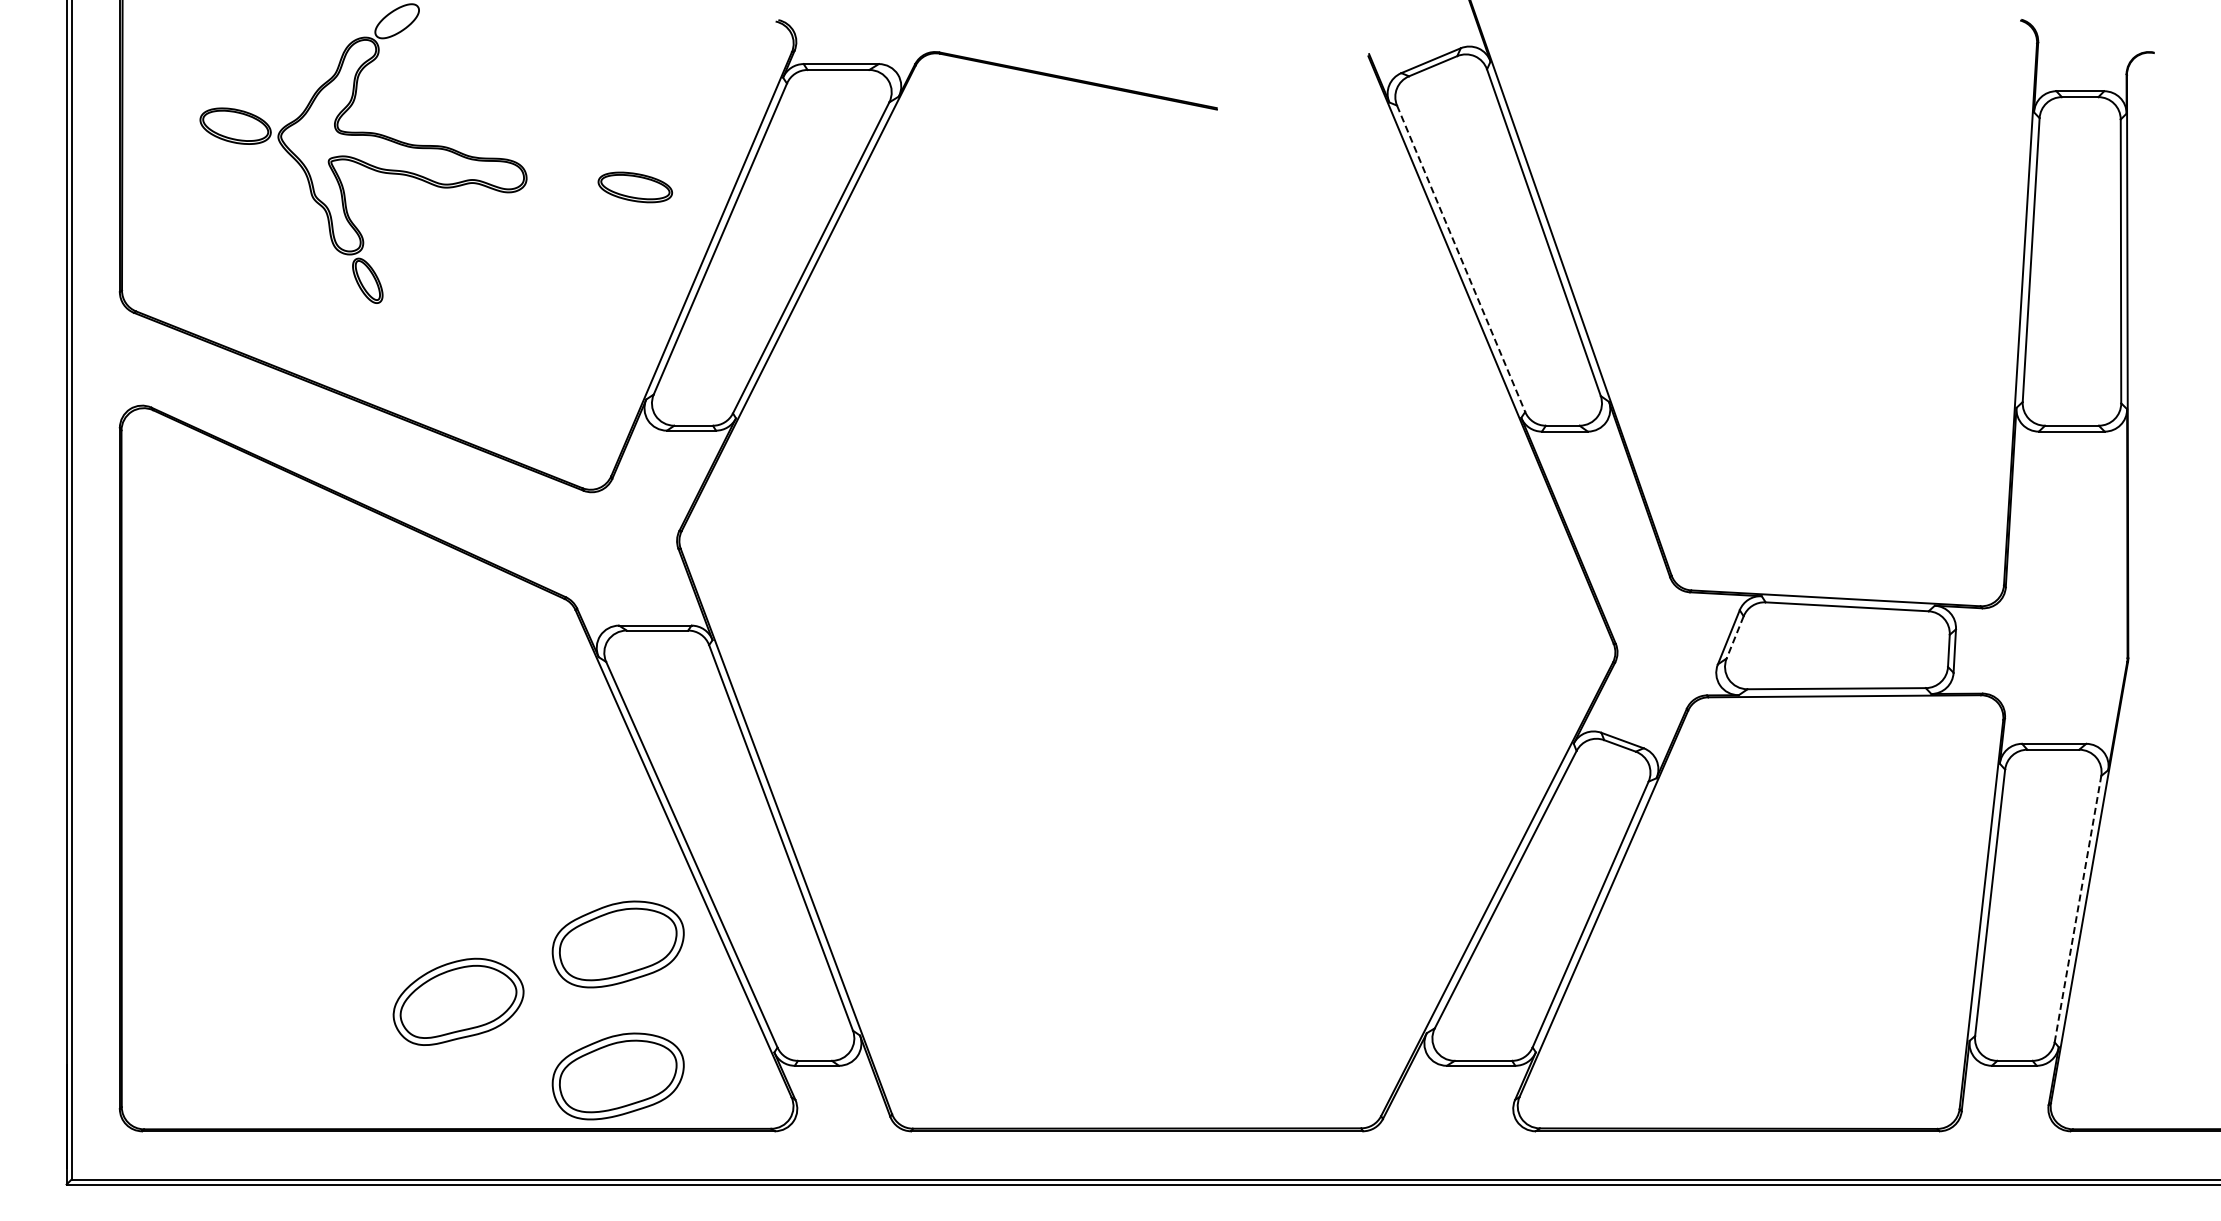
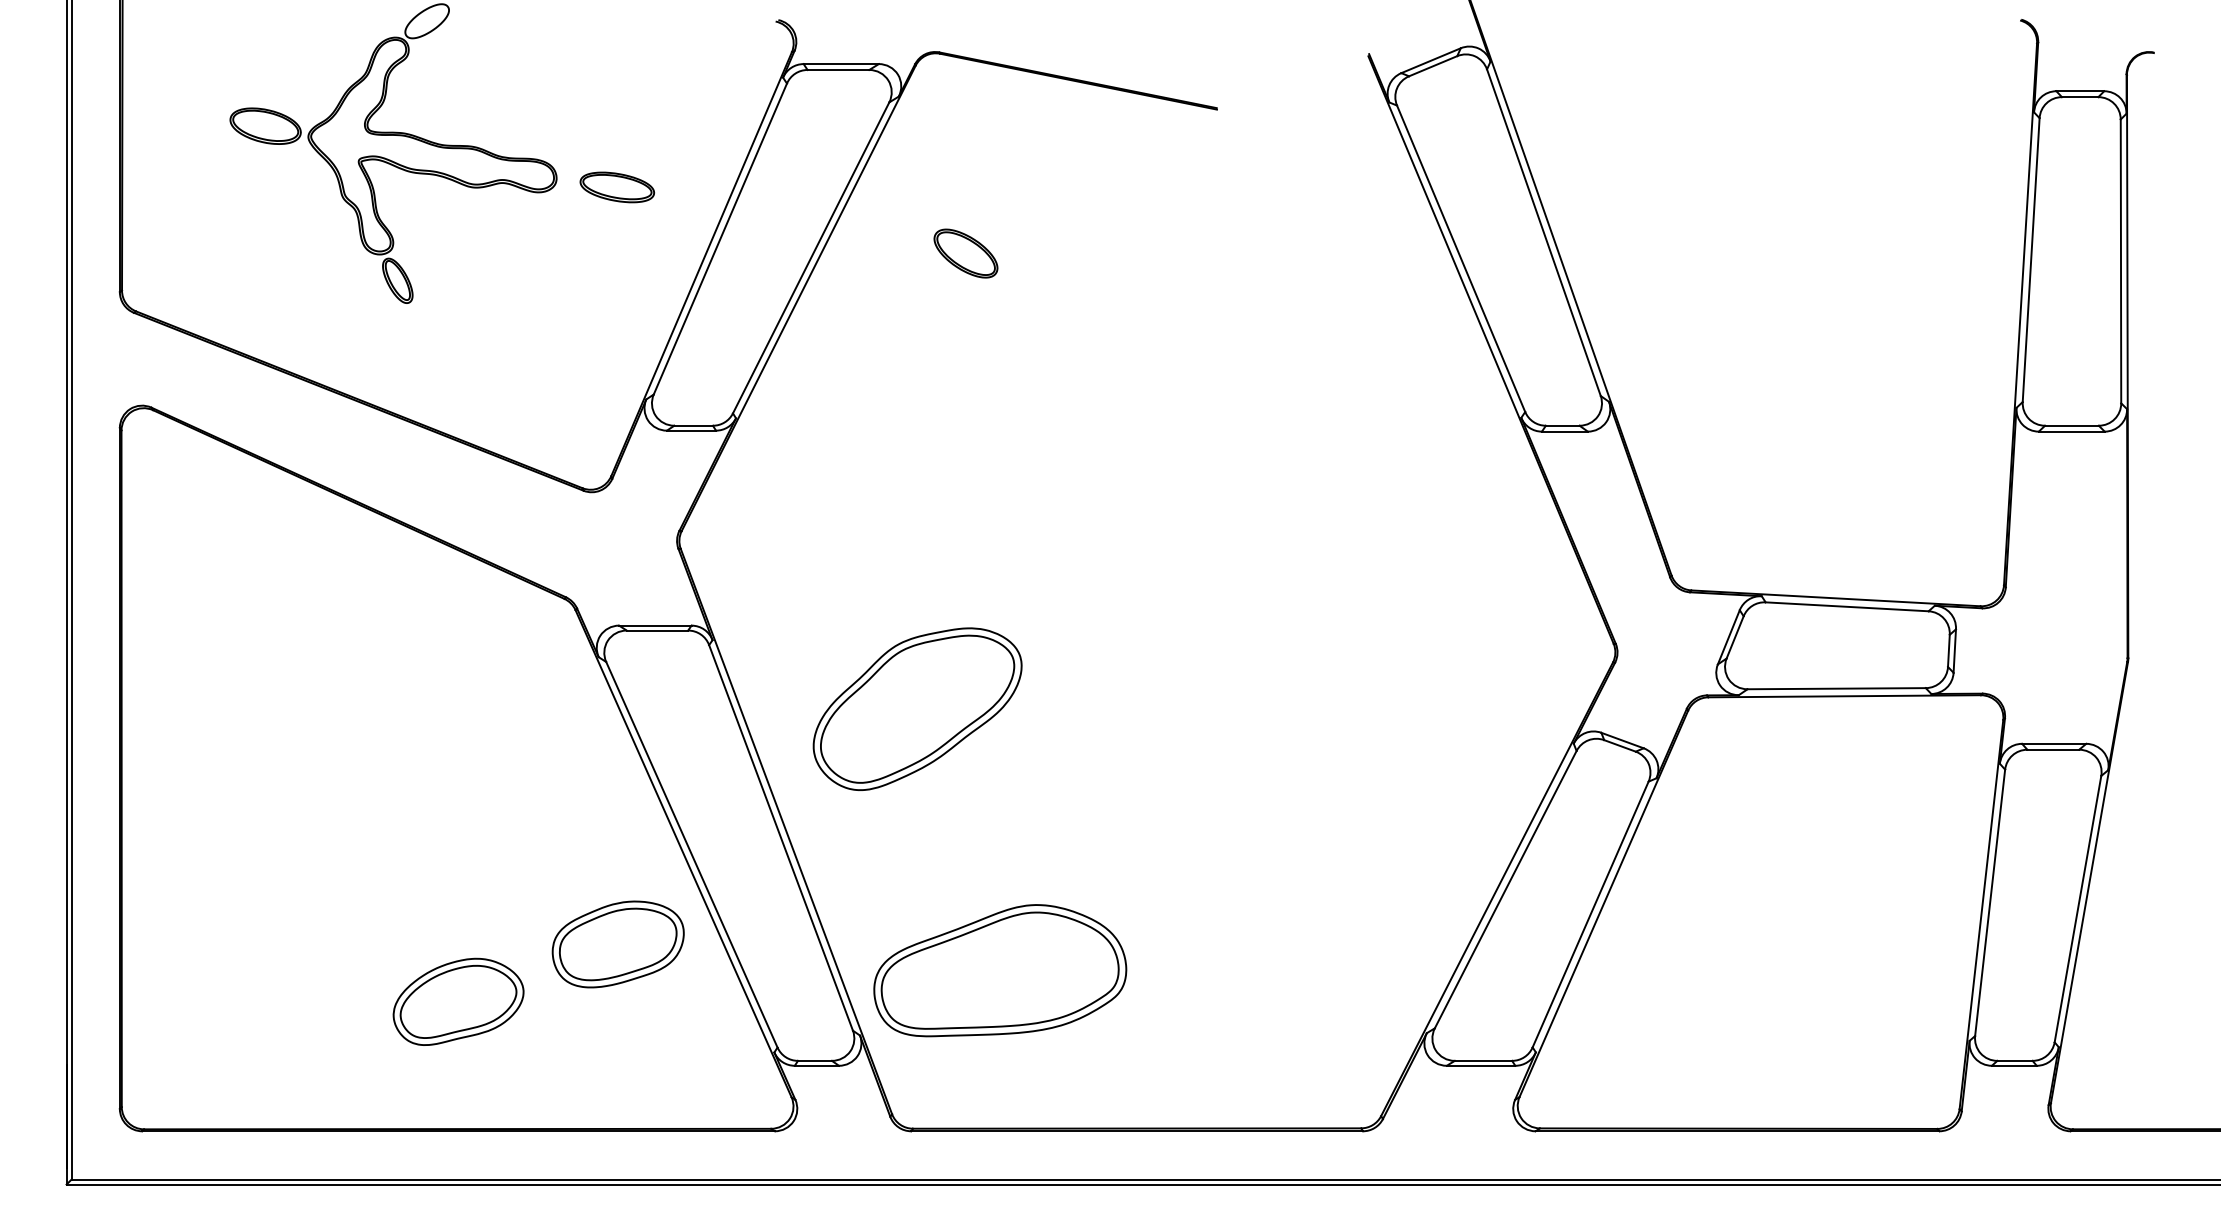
part position: (363, 153) -> (393, 153) (393, 153)
part position: (634, 187) -> (616, 187) (616, 187)
part: none -> present (965, 253)
line: dashed -> solid (1461, 259)
line: dashed -> solid (1735, 637)
part: none -> present (917, 708)
line: dashed -> solid (2078, 908)
part: none -> present (1000, 970)
part: present -> none (617, 1076)
